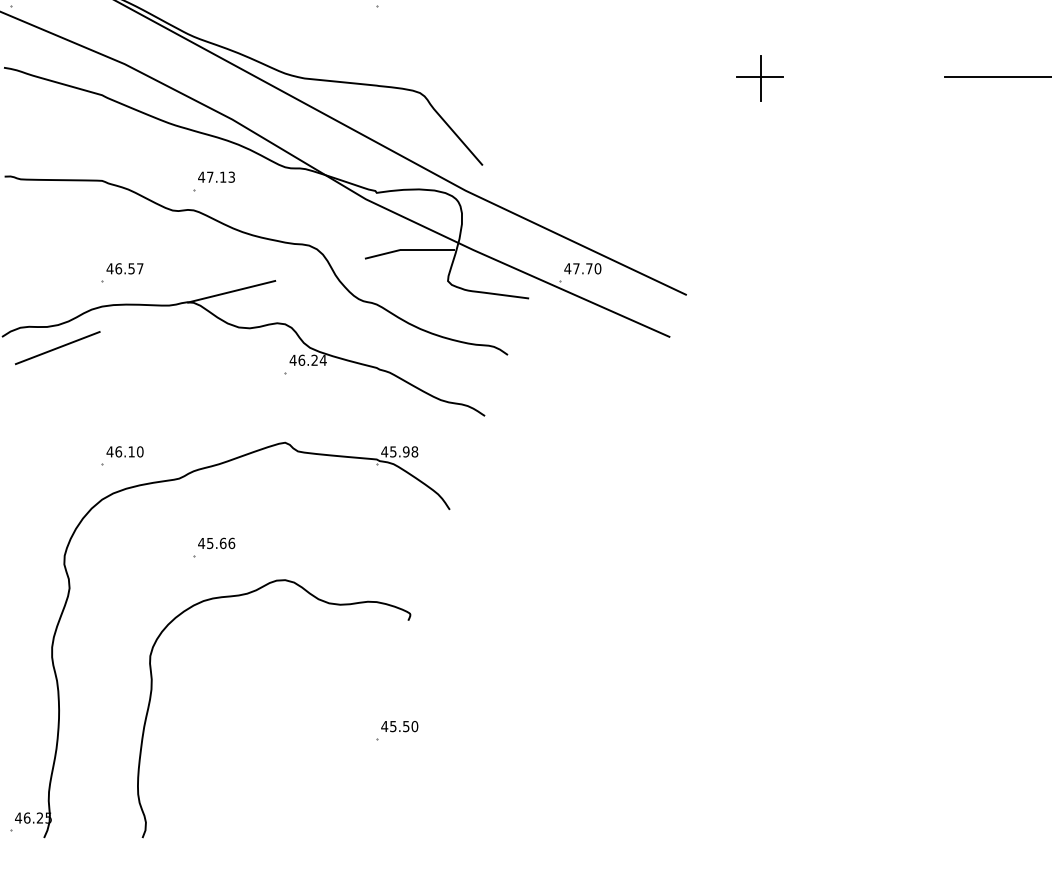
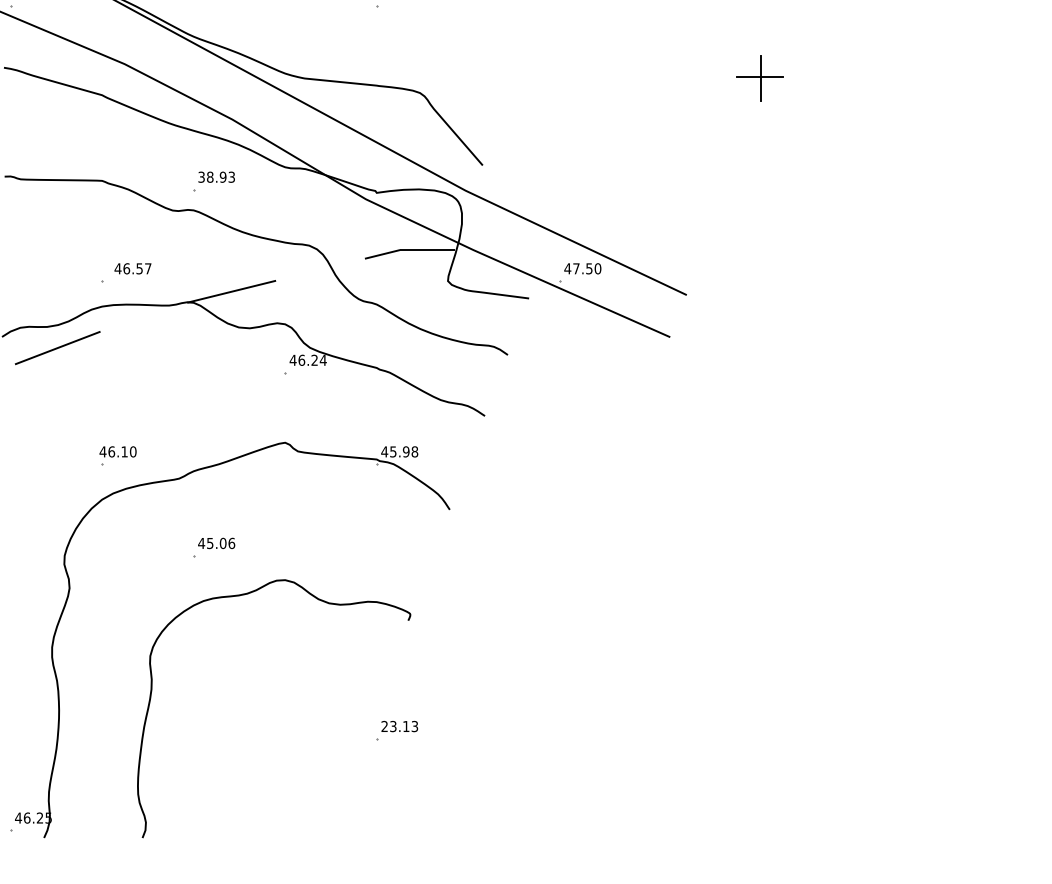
line: present -> none (996, 77)
text: 47.13 -> 38.93 (212, 176)
text position: (124, 268) -> (132, 268) (132, 268)
text: 47.70 -> 47.50 (589, 268)
text position: (124, 451) -> (117, 451) (117, 451)
text: 45.66 -> 45.06 (223, 542)
text: 45.50 -> 23.13 (399, 726)
